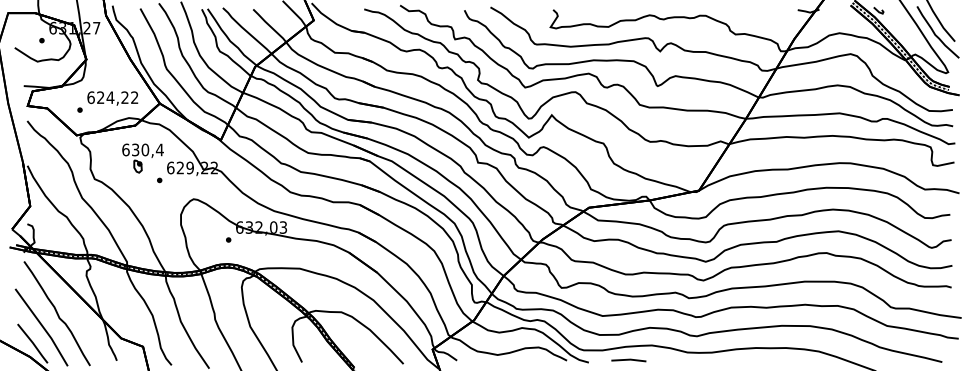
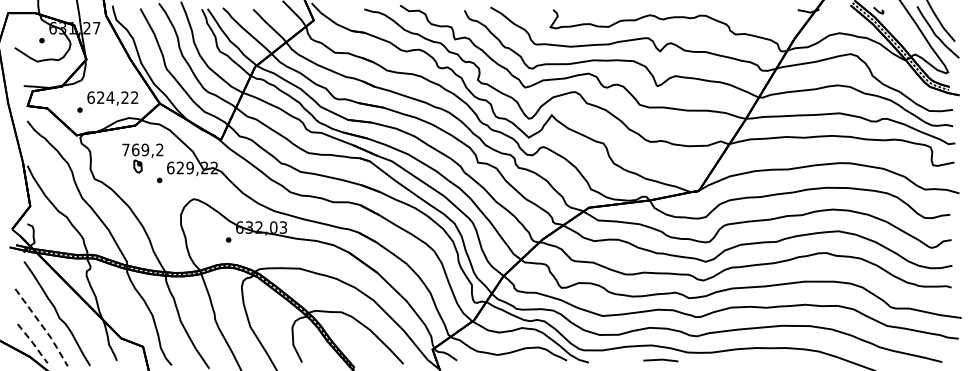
text: 630,4 -> 769,2 (142, 149)
line: solid -> dashed (43, 327)
line: solid -> dashed (33, 343)
line position: (628, 360) -> (660, 360) (660, 360)
